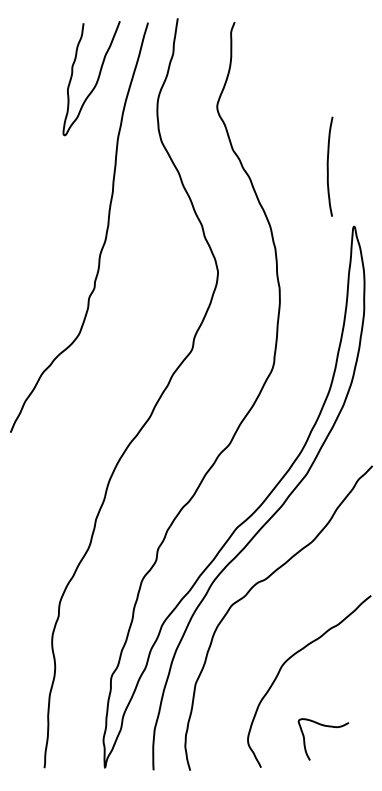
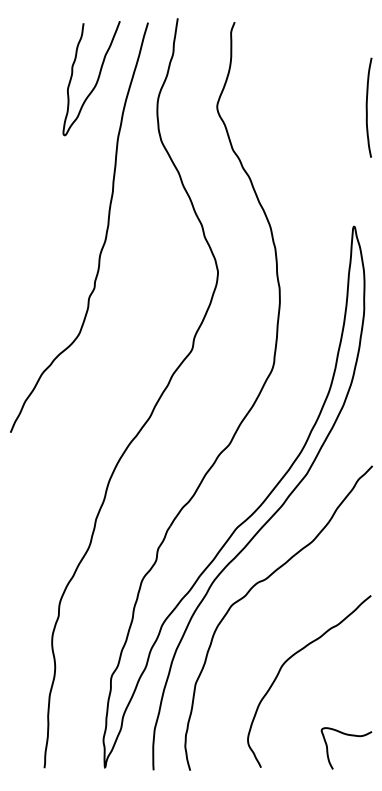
curve position: (328, 166) -> (367, 107) (367, 107)
curve position: (323, 726) -> (346, 735) (346, 735)
